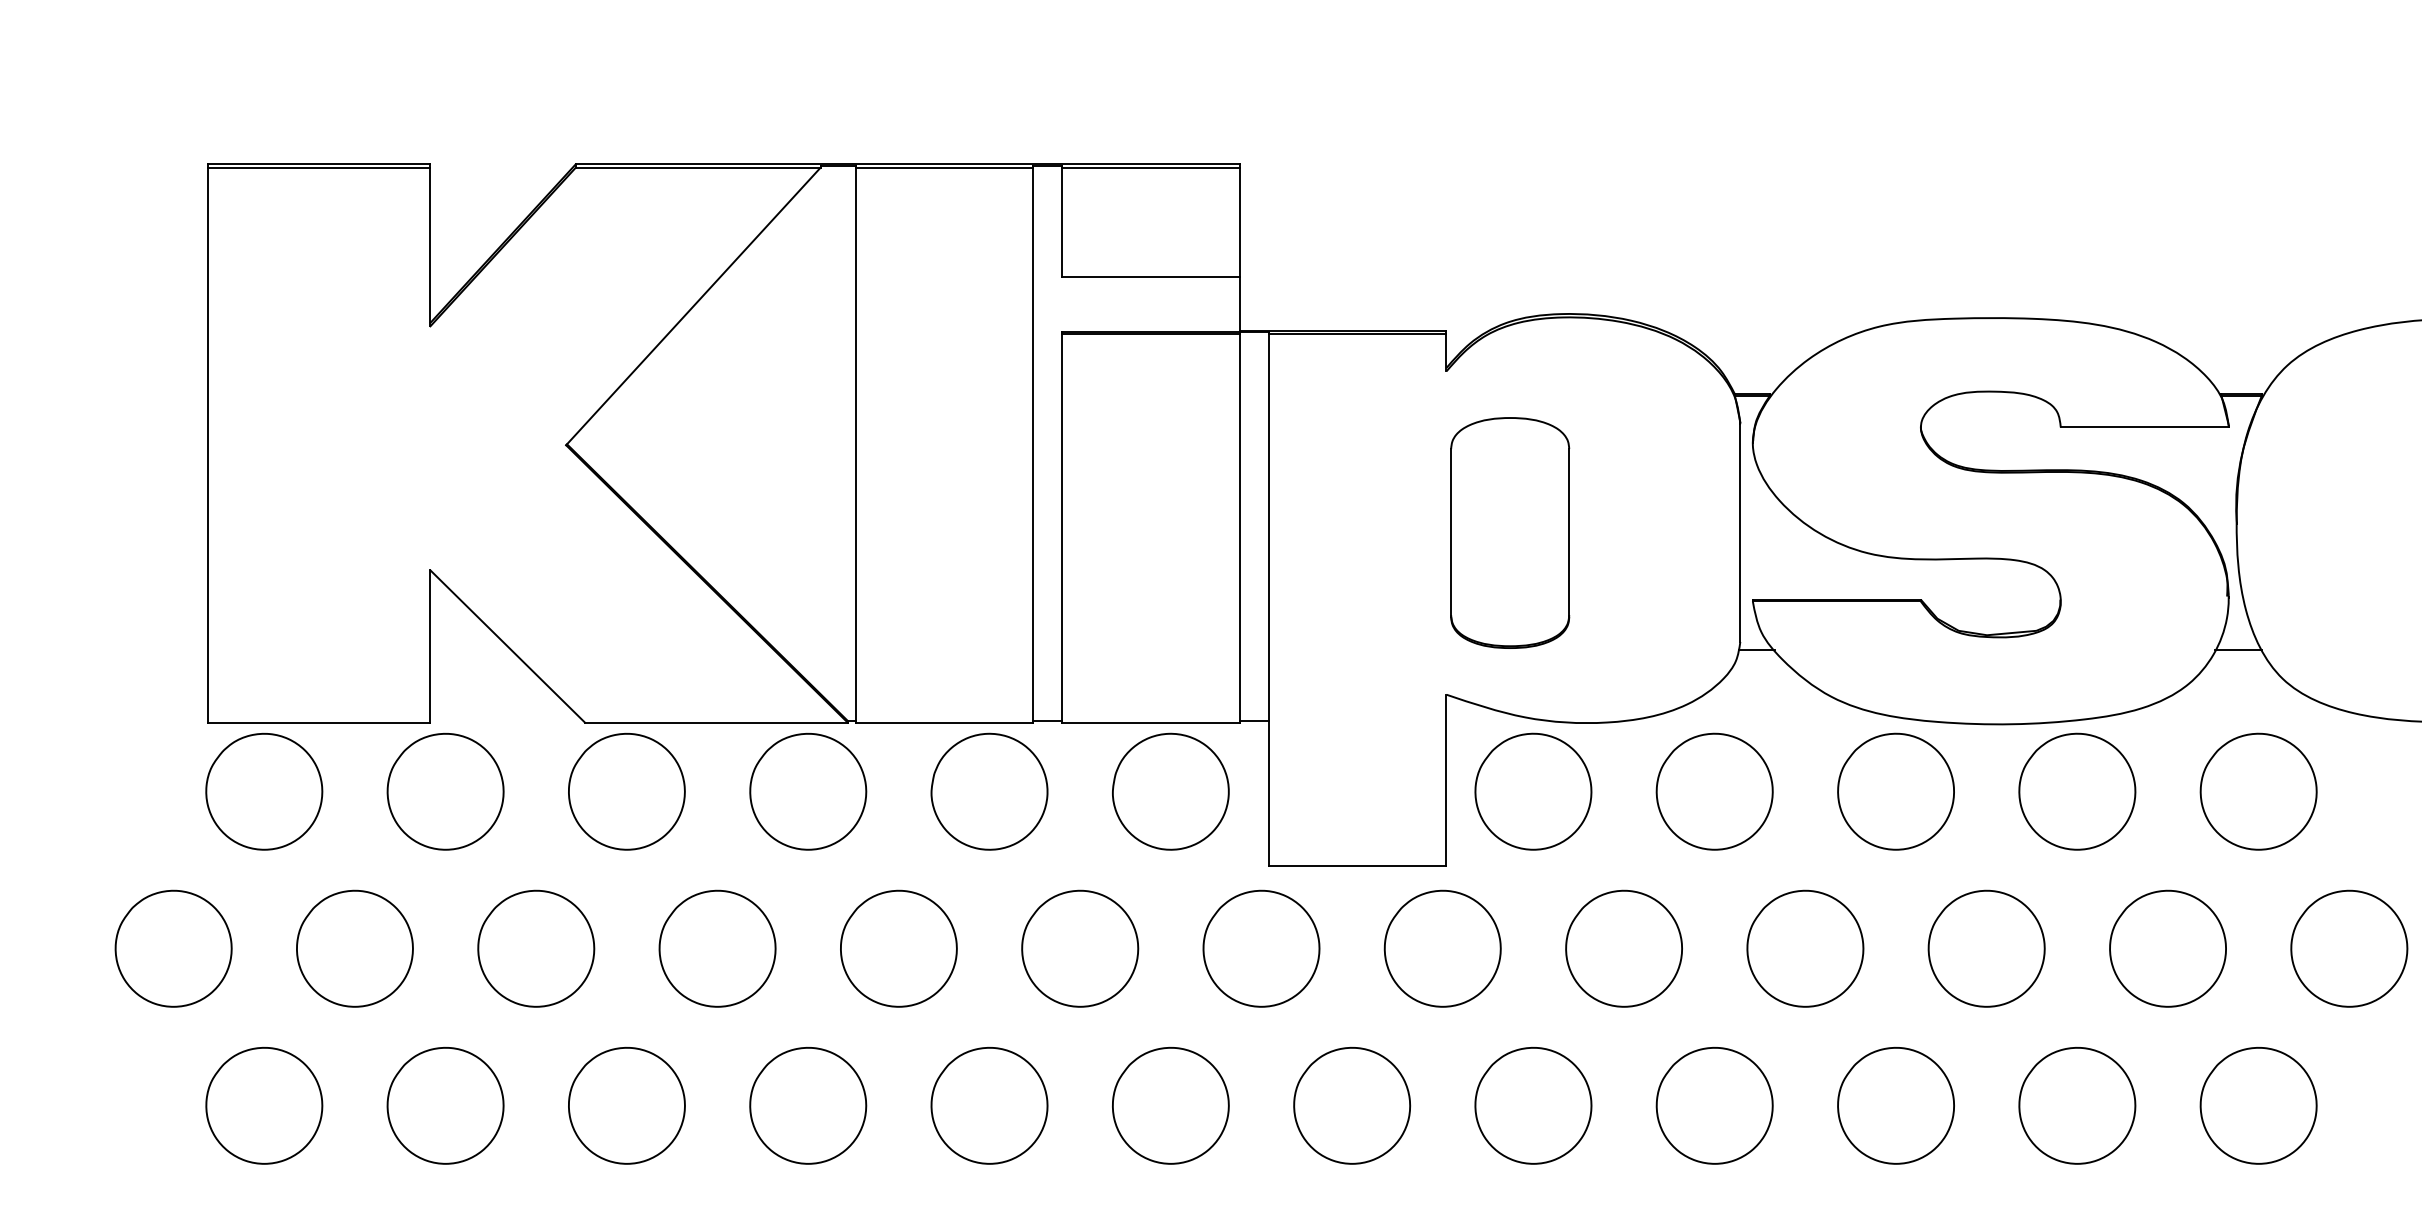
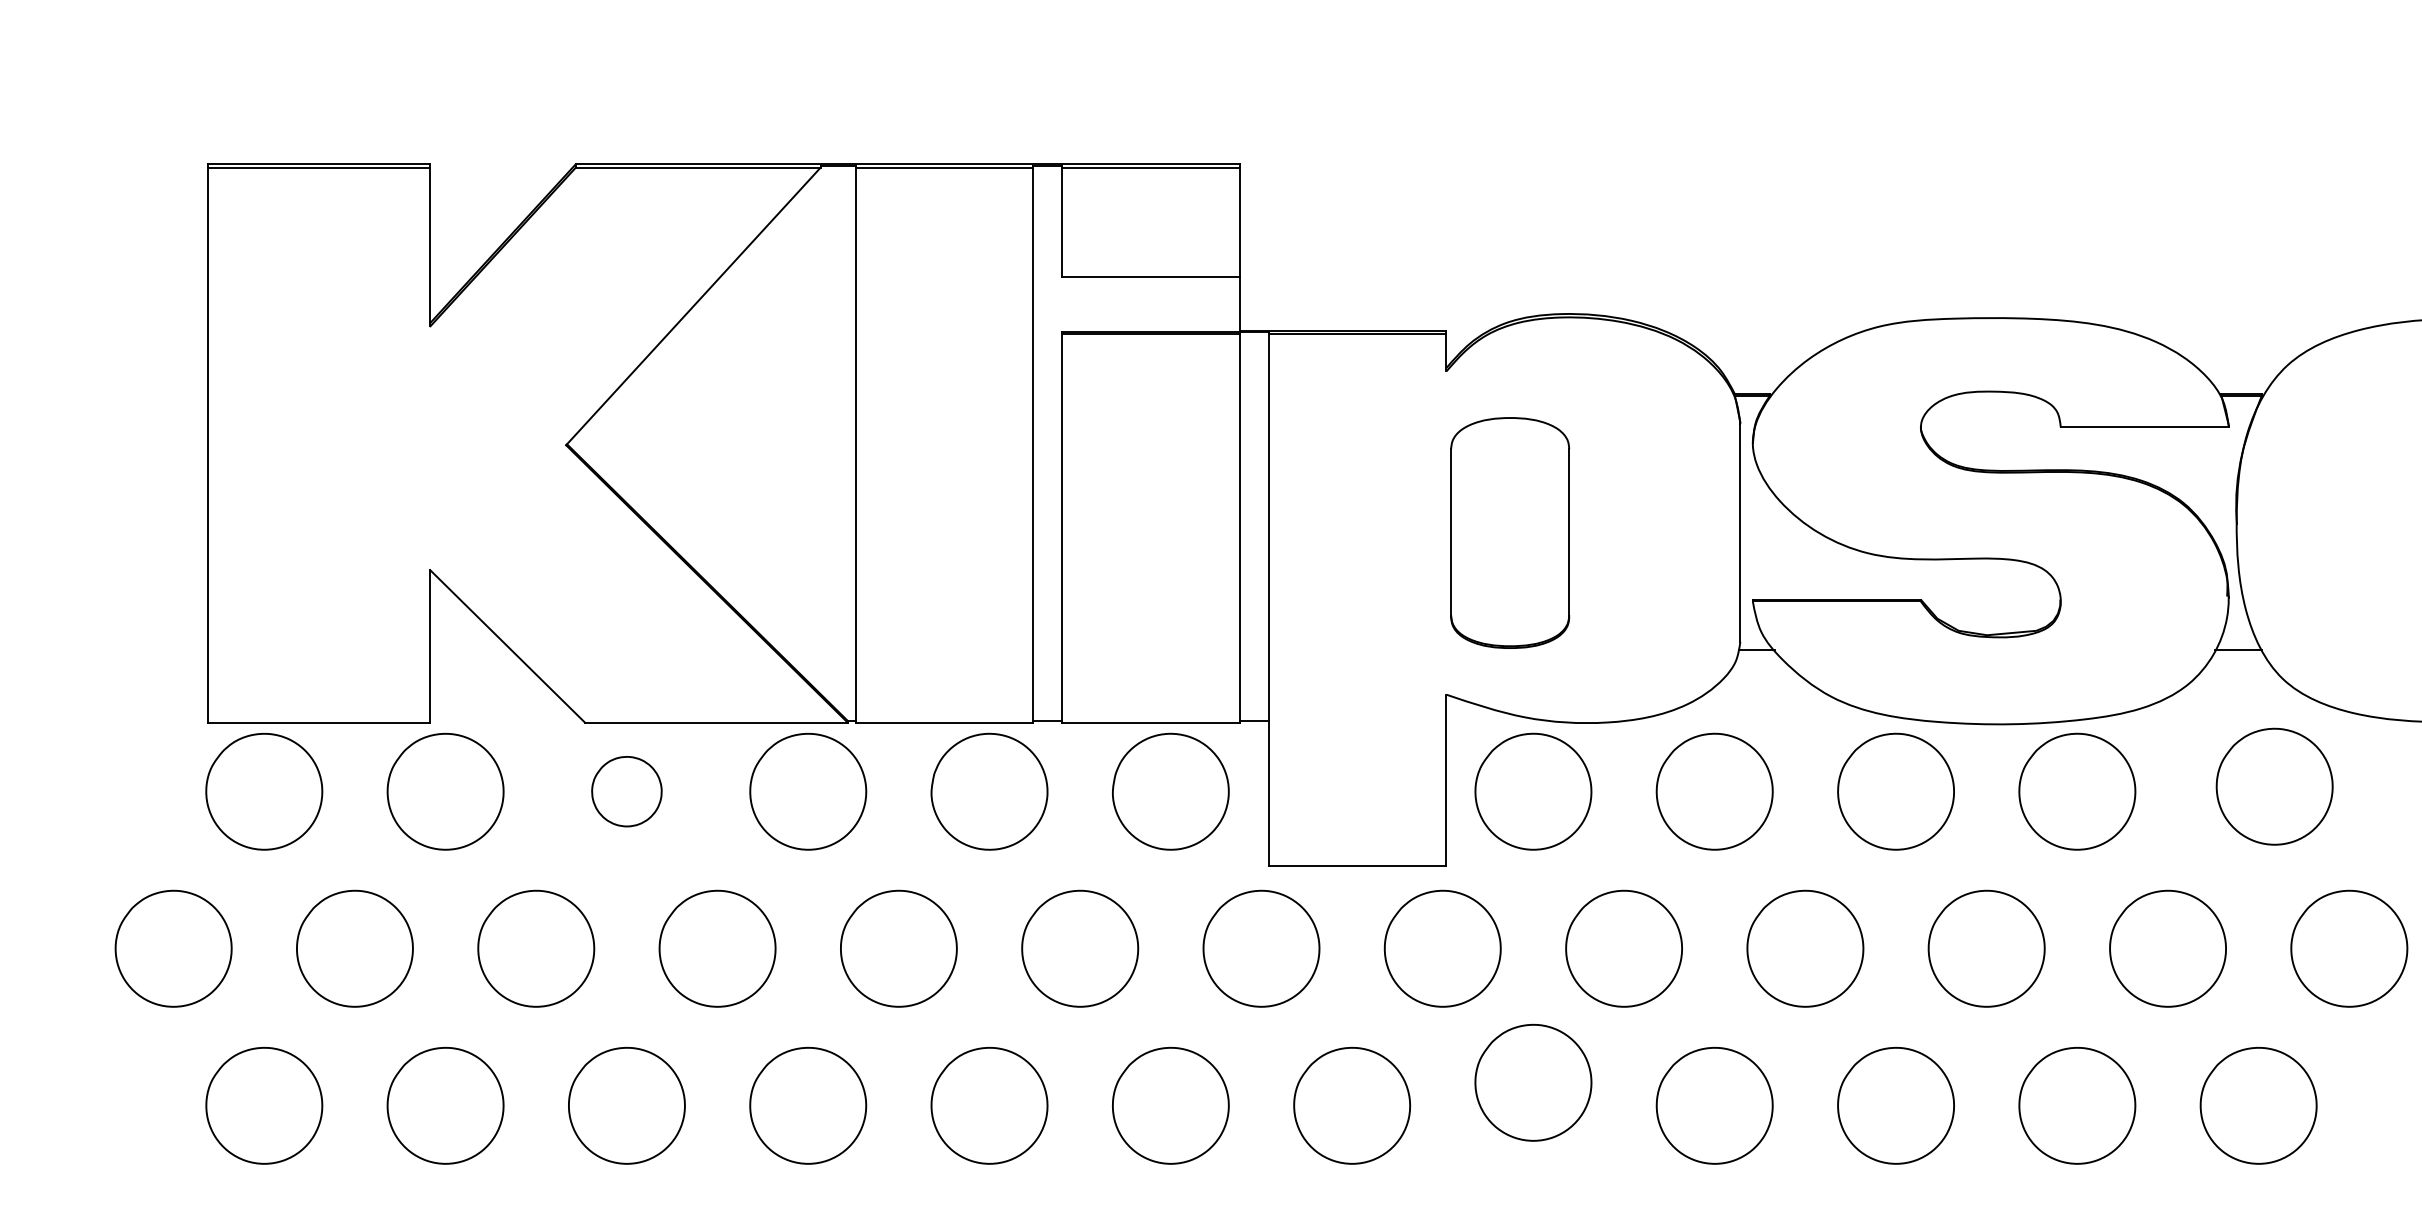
part size: 118x119 px -> 72x72 px (626, 791)
part position: (2258, 791) -> (2274, 786) (2274, 786)
part position: (1533, 1105) -> (1533, 1082) (1533, 1082)
